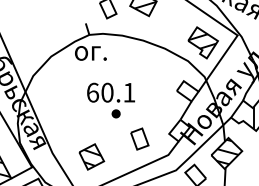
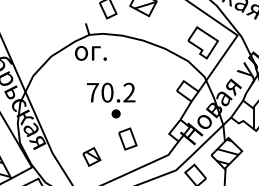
hatch: present -> none (202, 41)
text: 60.1 -> 70.2 (111, 92)
part position: (139, 138) -> (127, 138) (127, 138)
part size: 28x28 px -> 20x20 px (91, 156)
